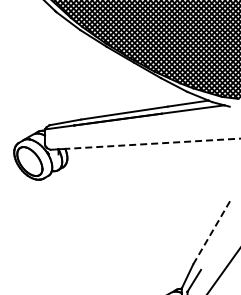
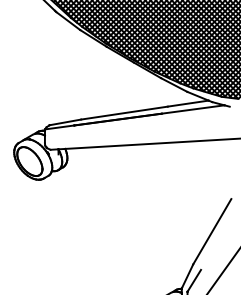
line: dashed -> solid (152, 143)
line: dashed -> solid (212, 231)
